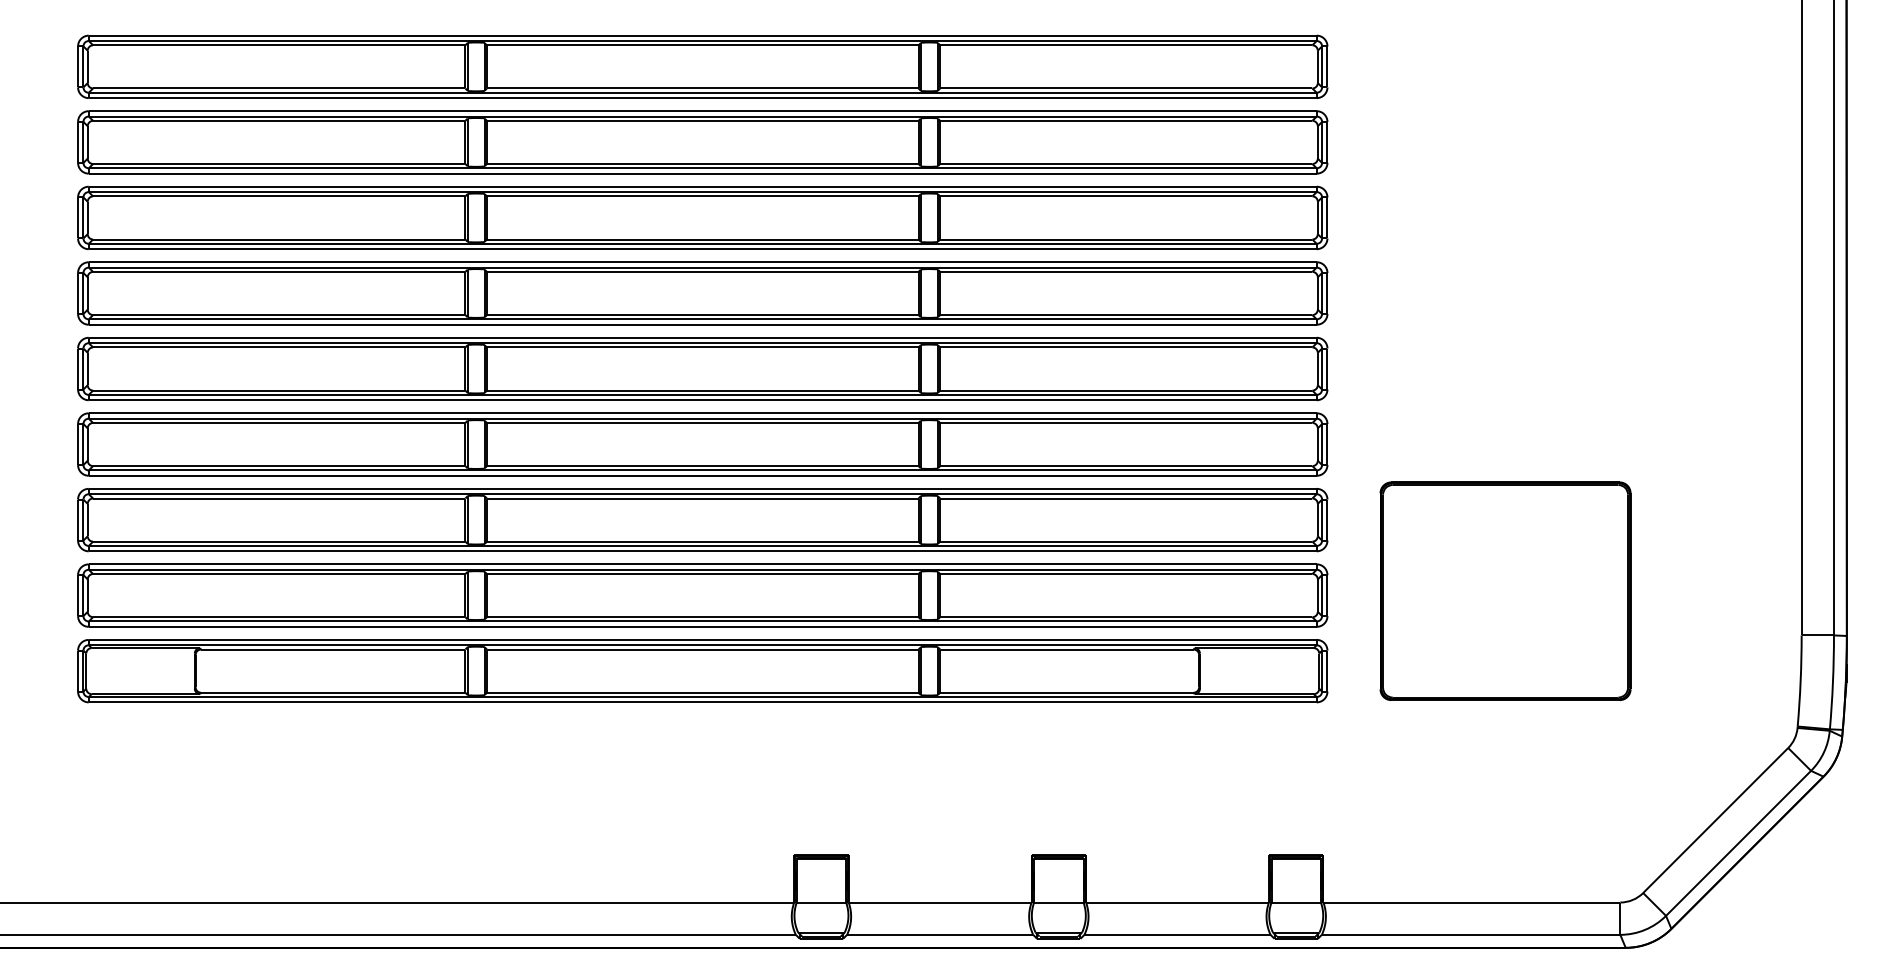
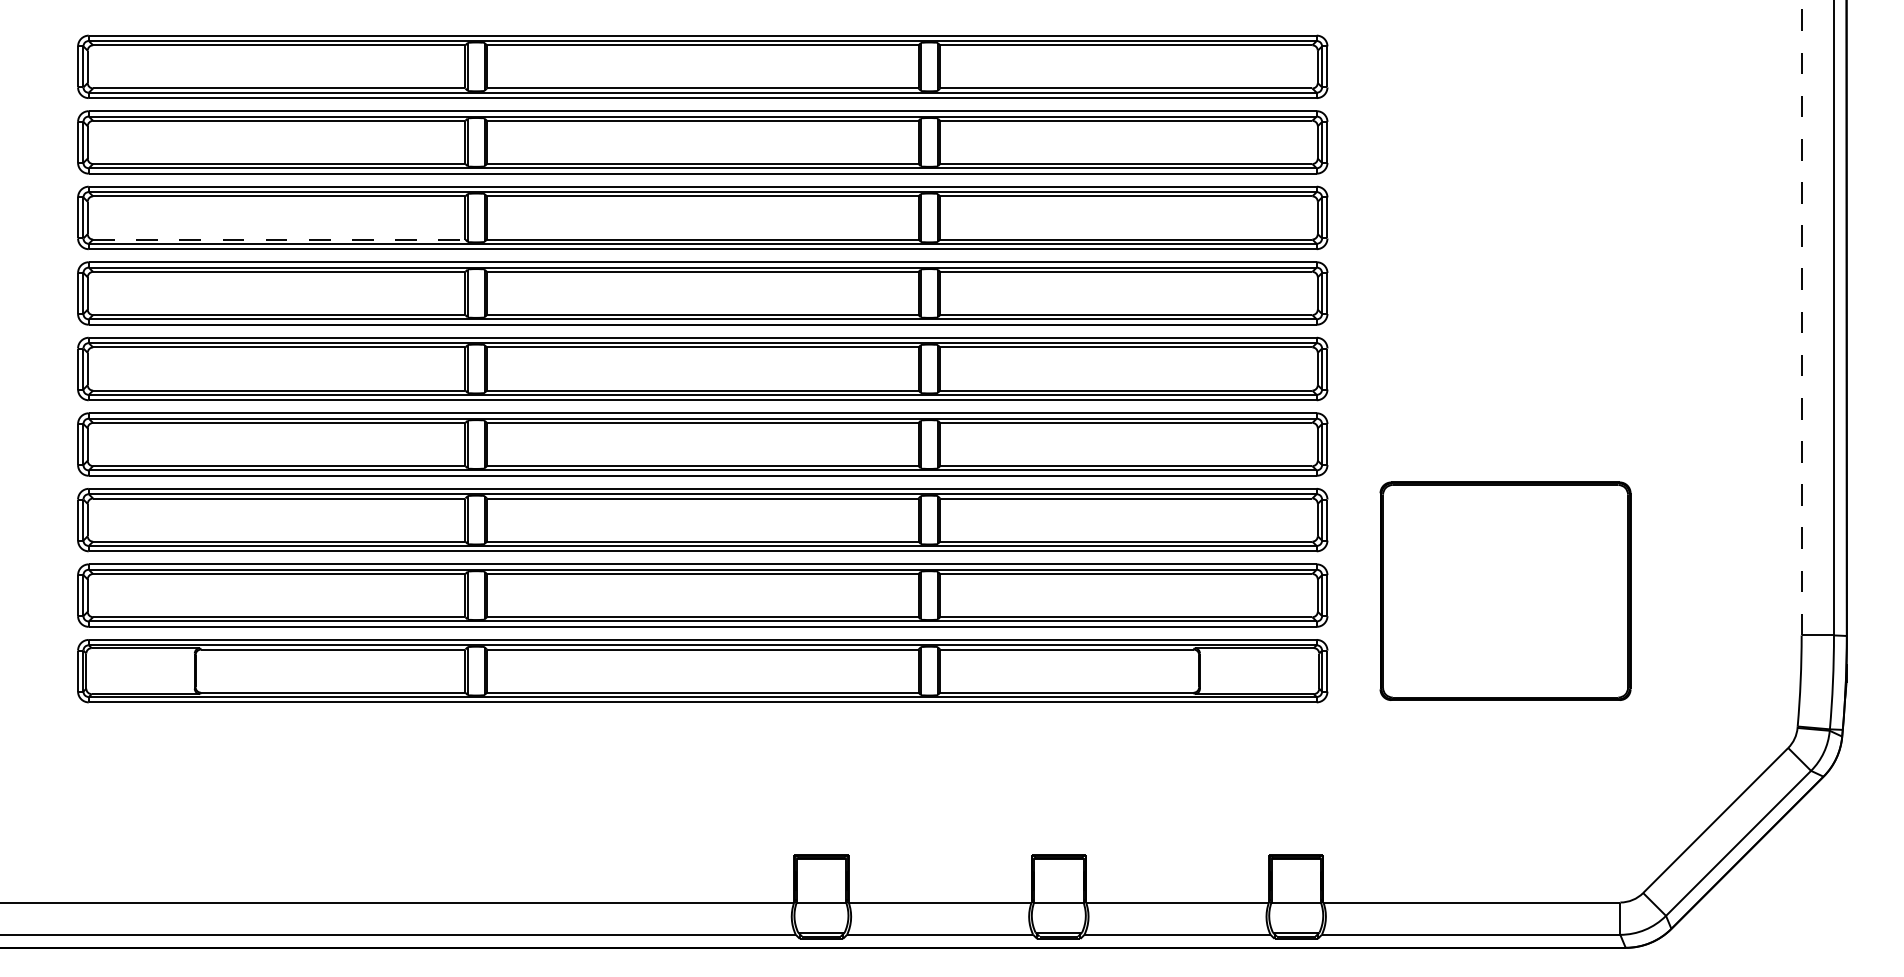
line: solid -> dashed (279, 239)
line: solid -> dashed (1801, 317)
